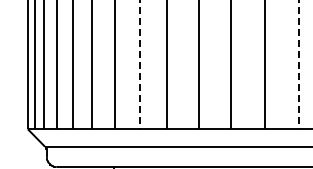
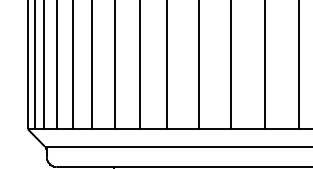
line: dashed -> solid (139, 65)
line: dashed -> solid (298, 65)
